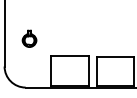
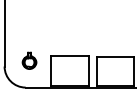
part position: (29, 38) -> (29, 60) (29, 60)
